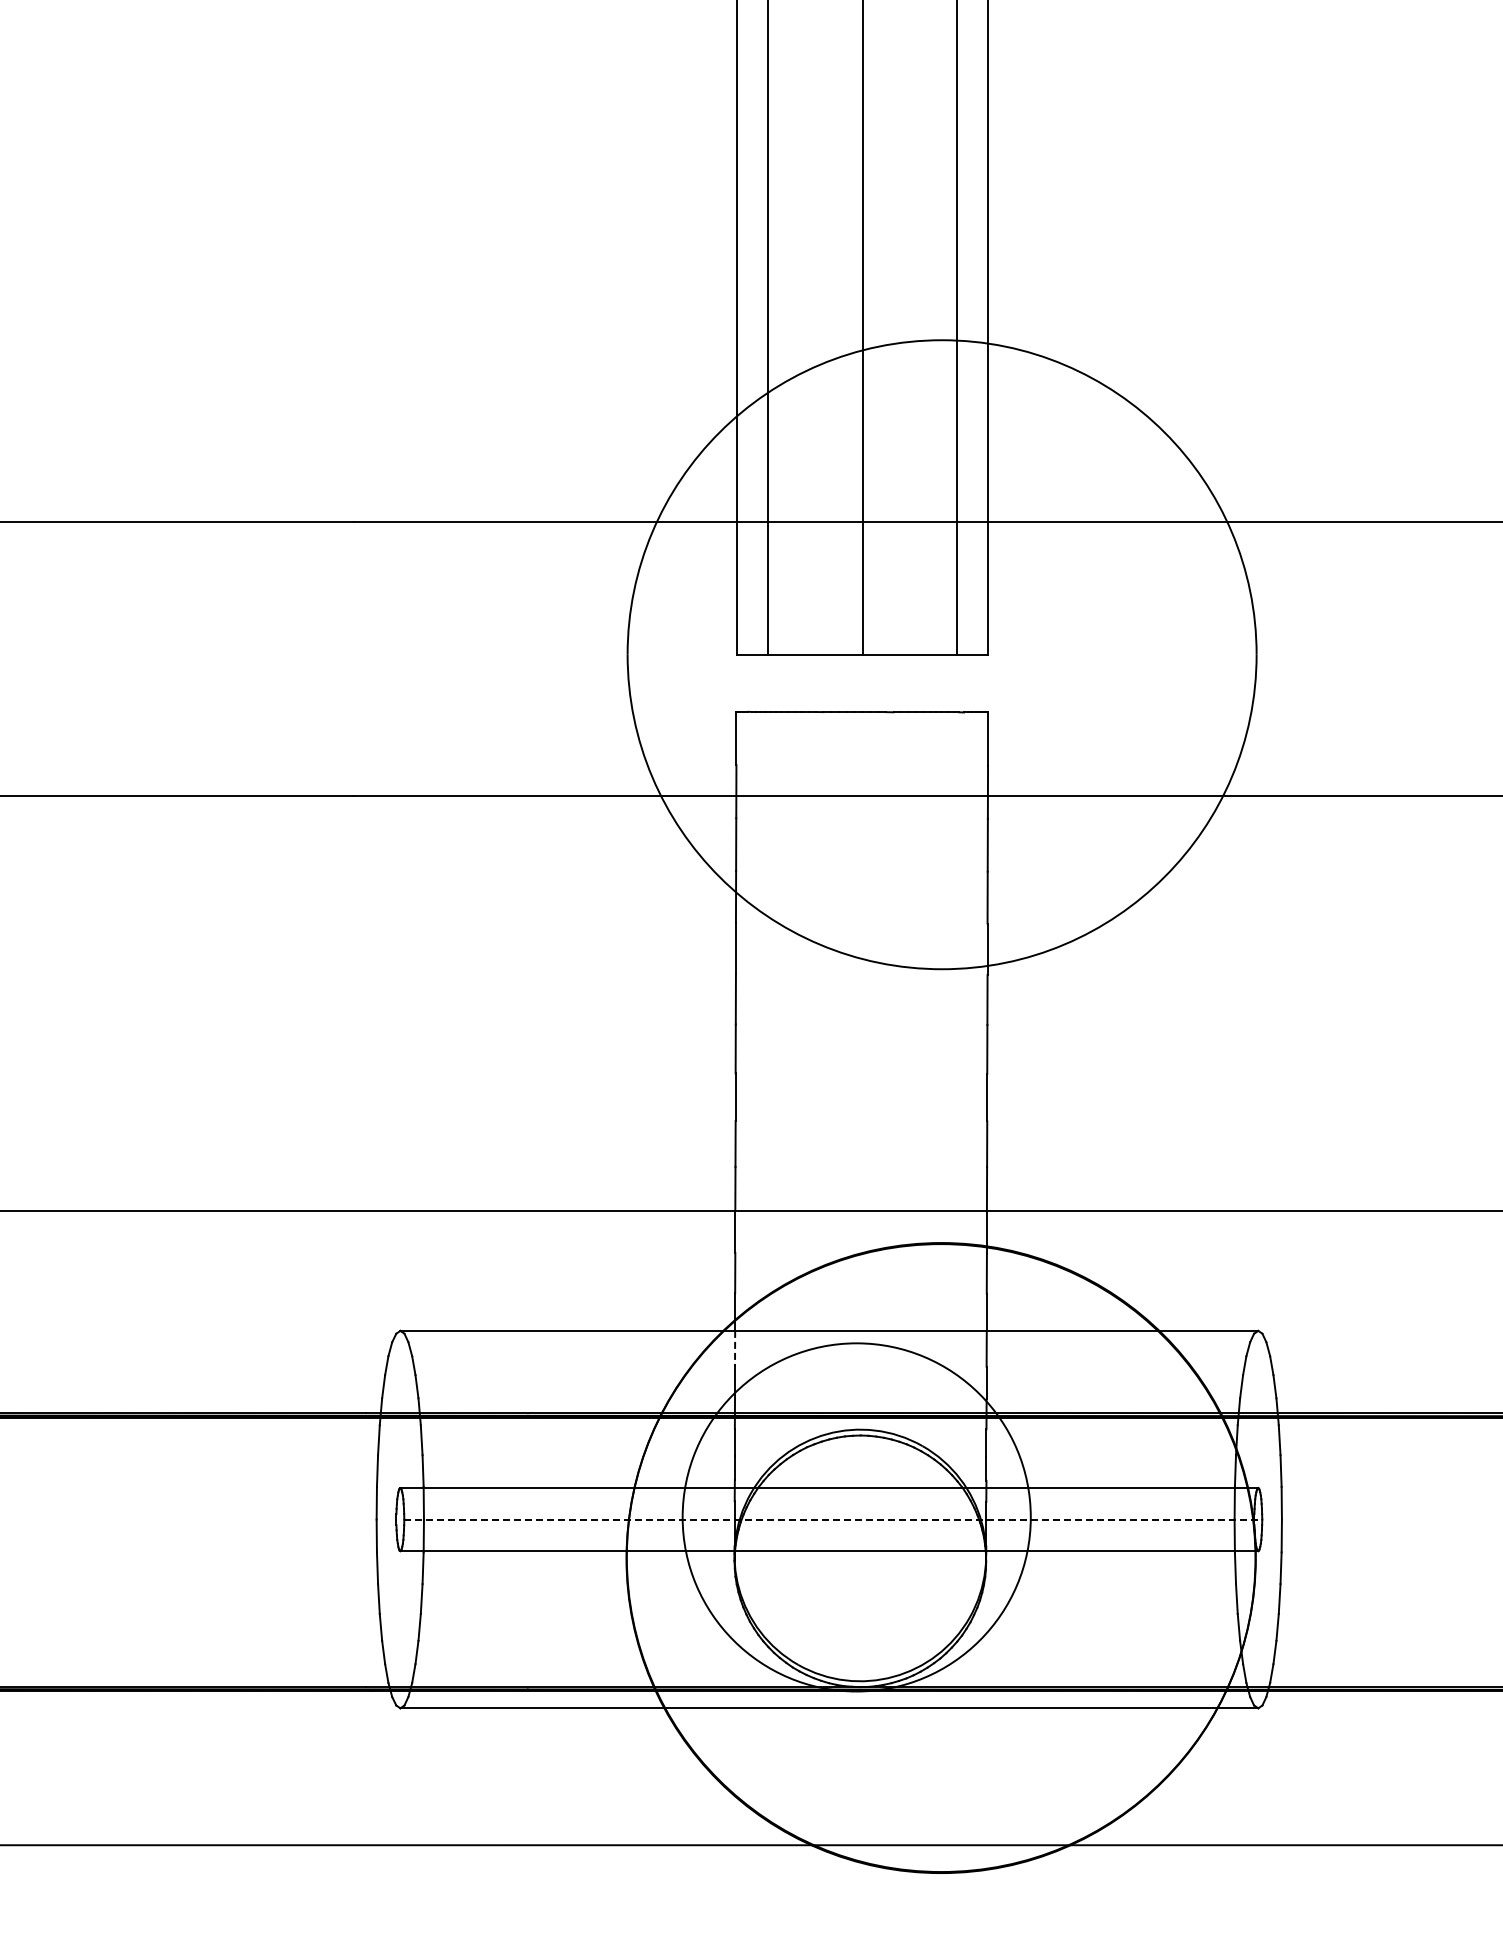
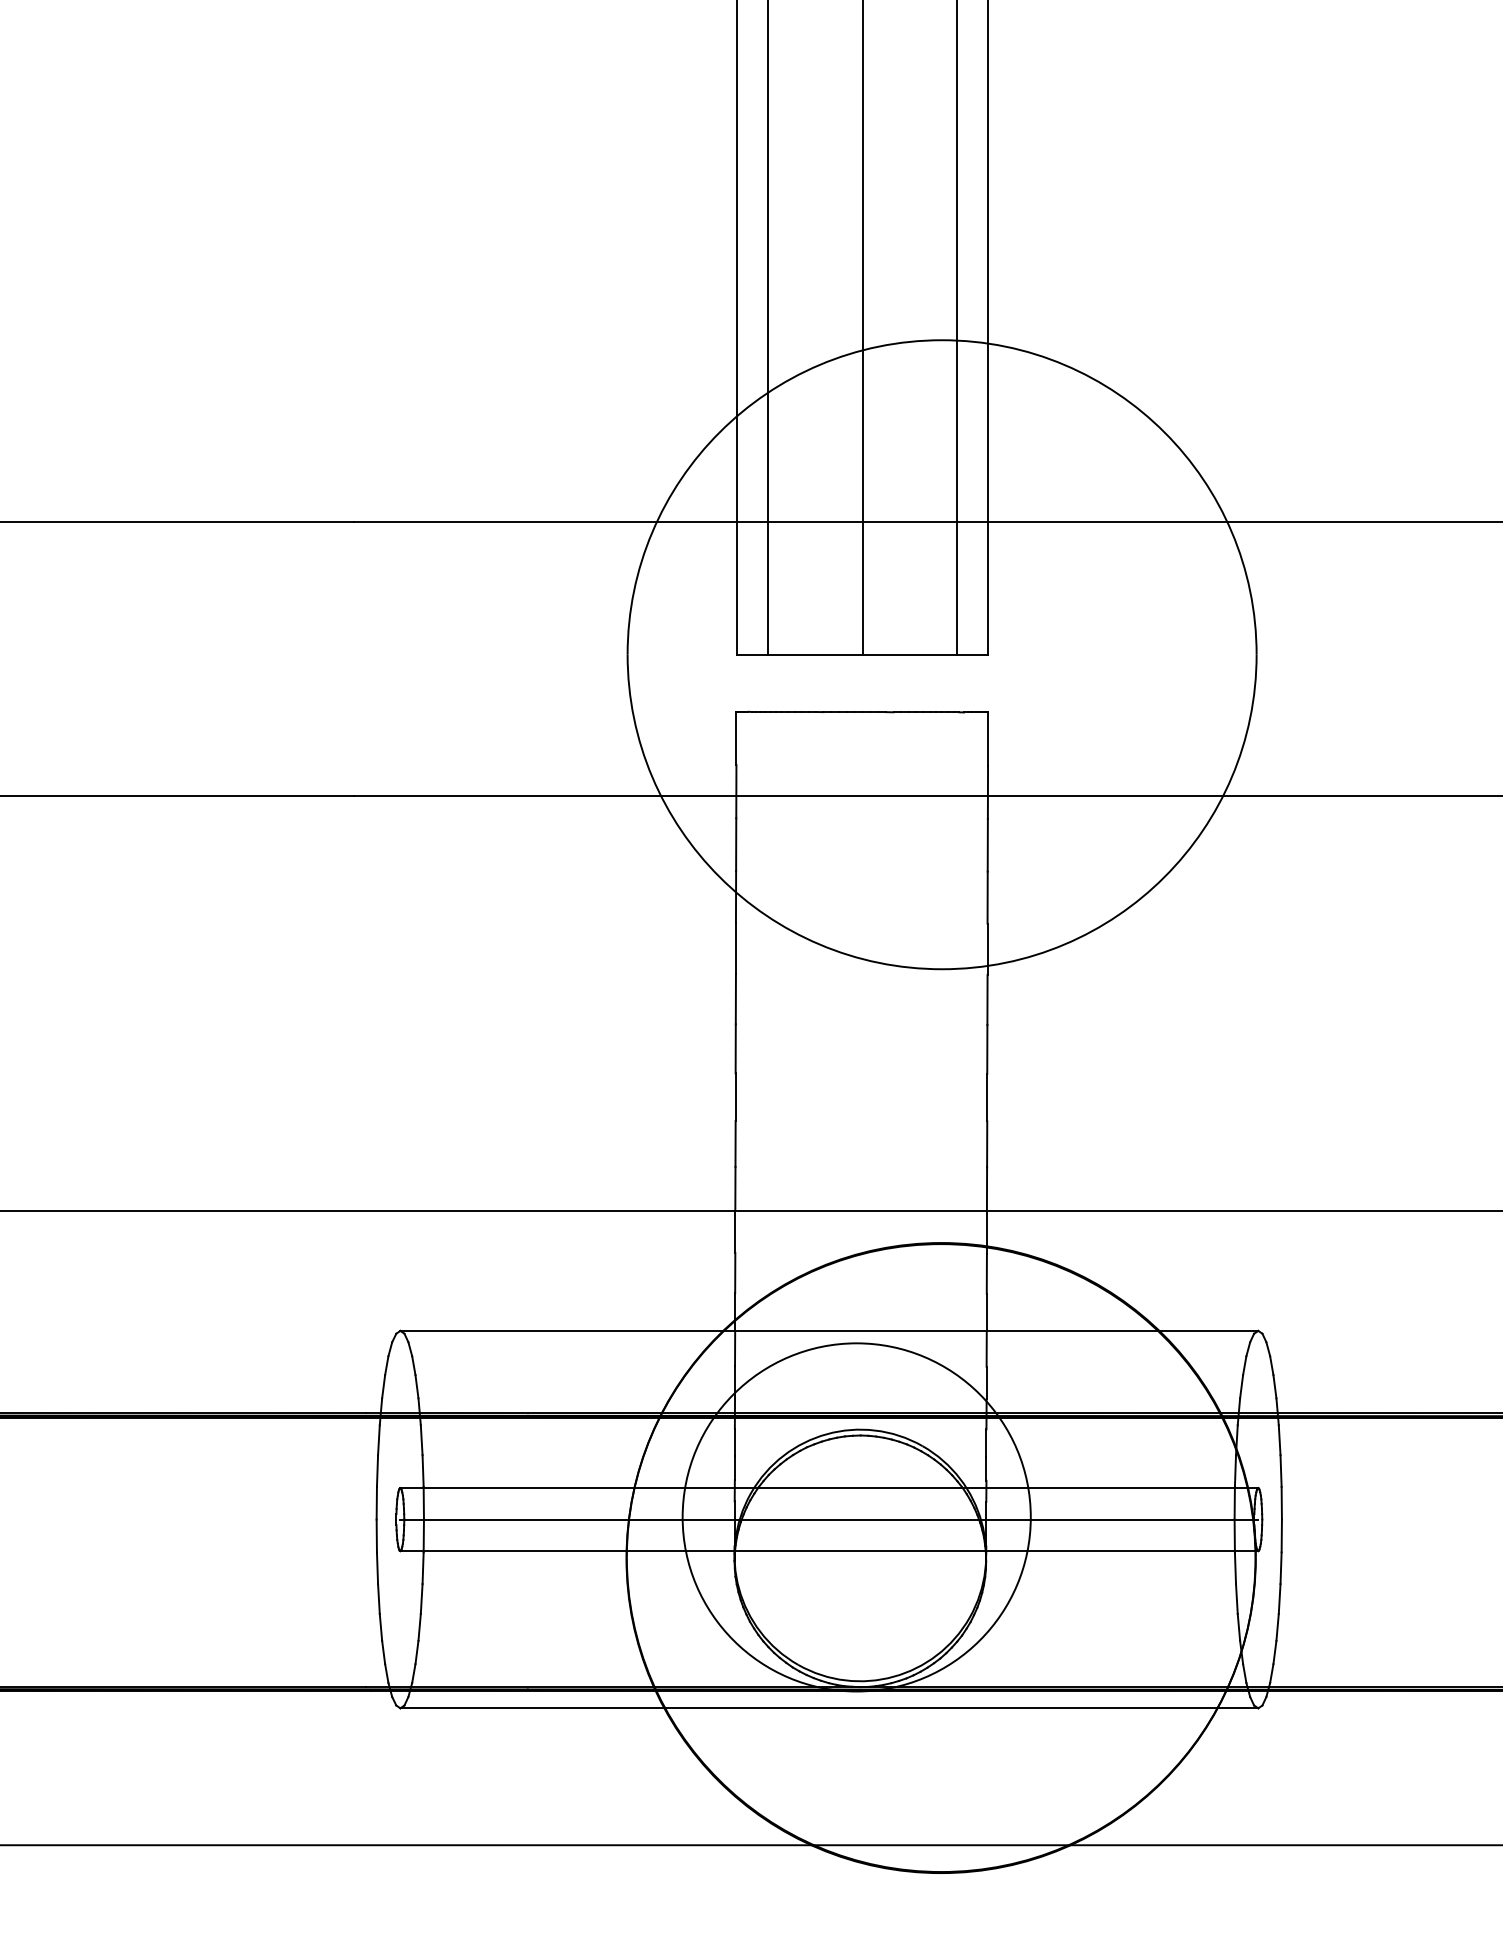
line: dashed -> solid (735, 1348)
line: dashed -> solid (829, 1519)
